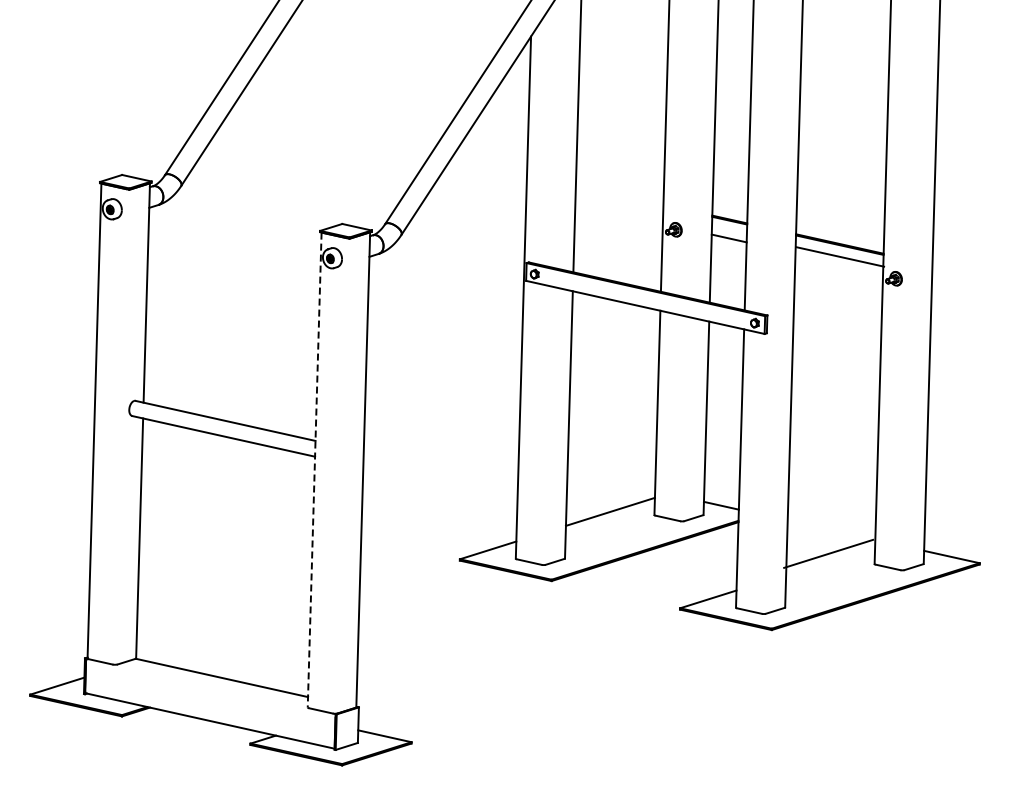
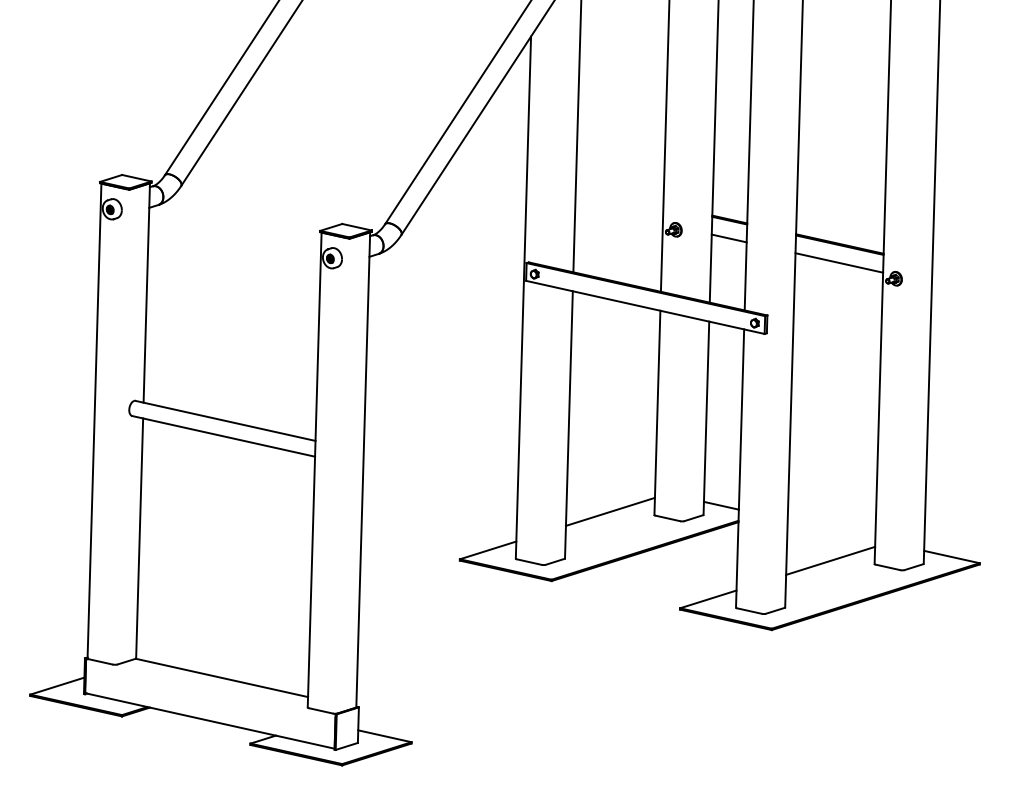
line position: (840, 256) -> (839, 262) (839, 262)
line: dashed -> solid (314, 470)
line position: (828, 553) -> (830, 560) (830, 560)
